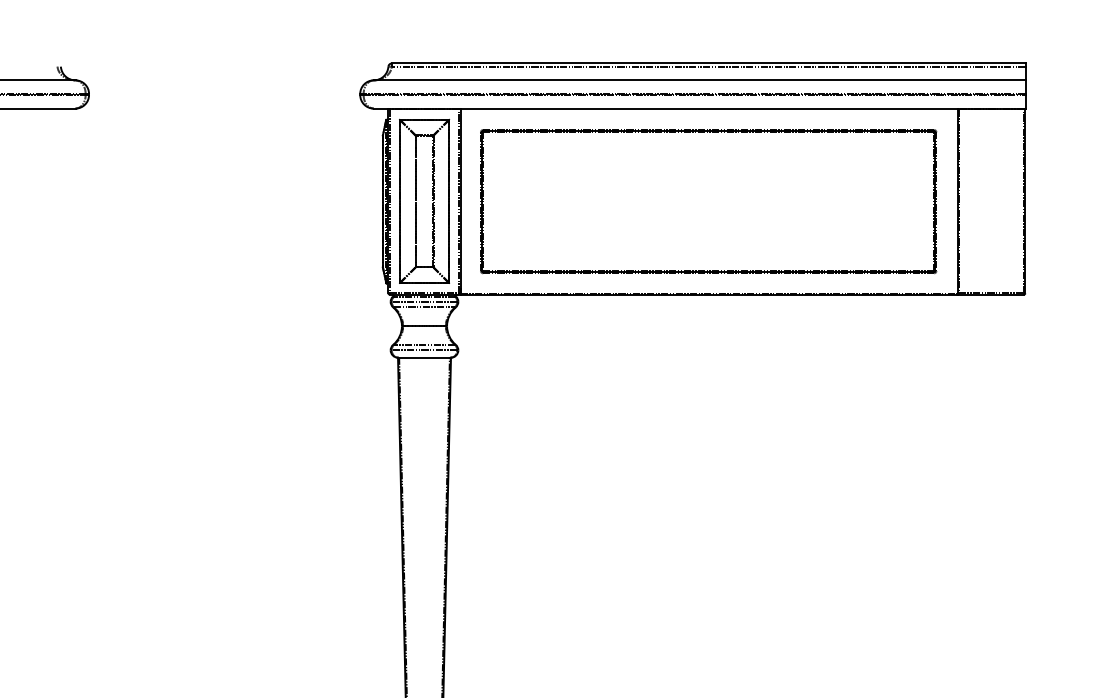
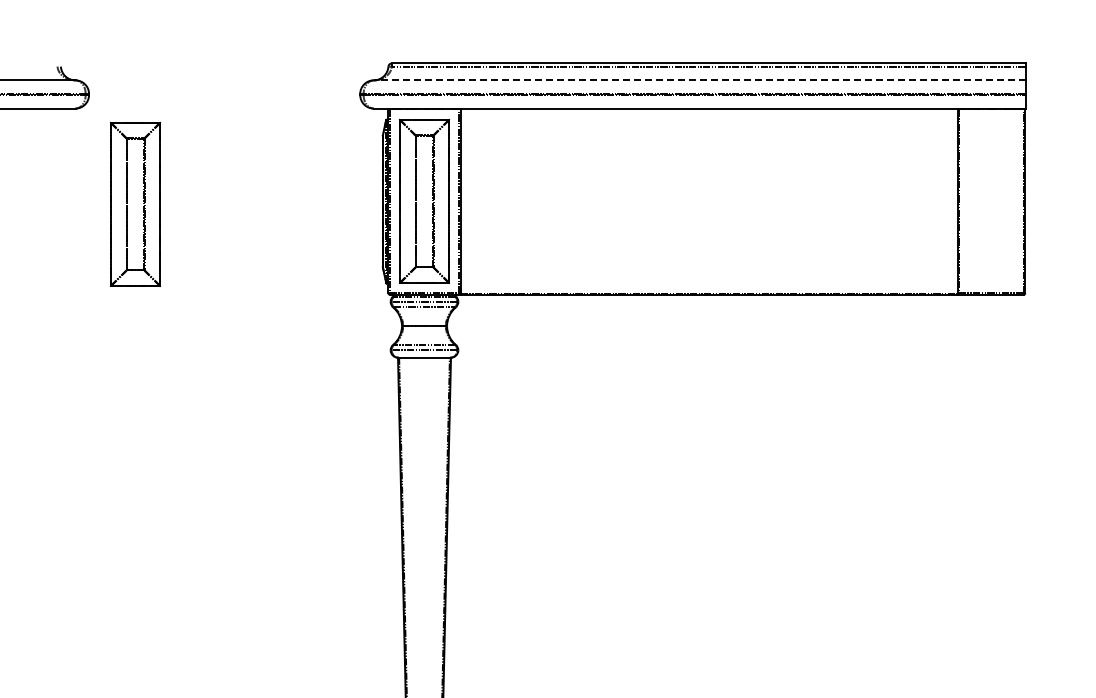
line: solid -> dashed (699, 80)
part: present -> none (708, 201)
part: none -> present (135, 203)
